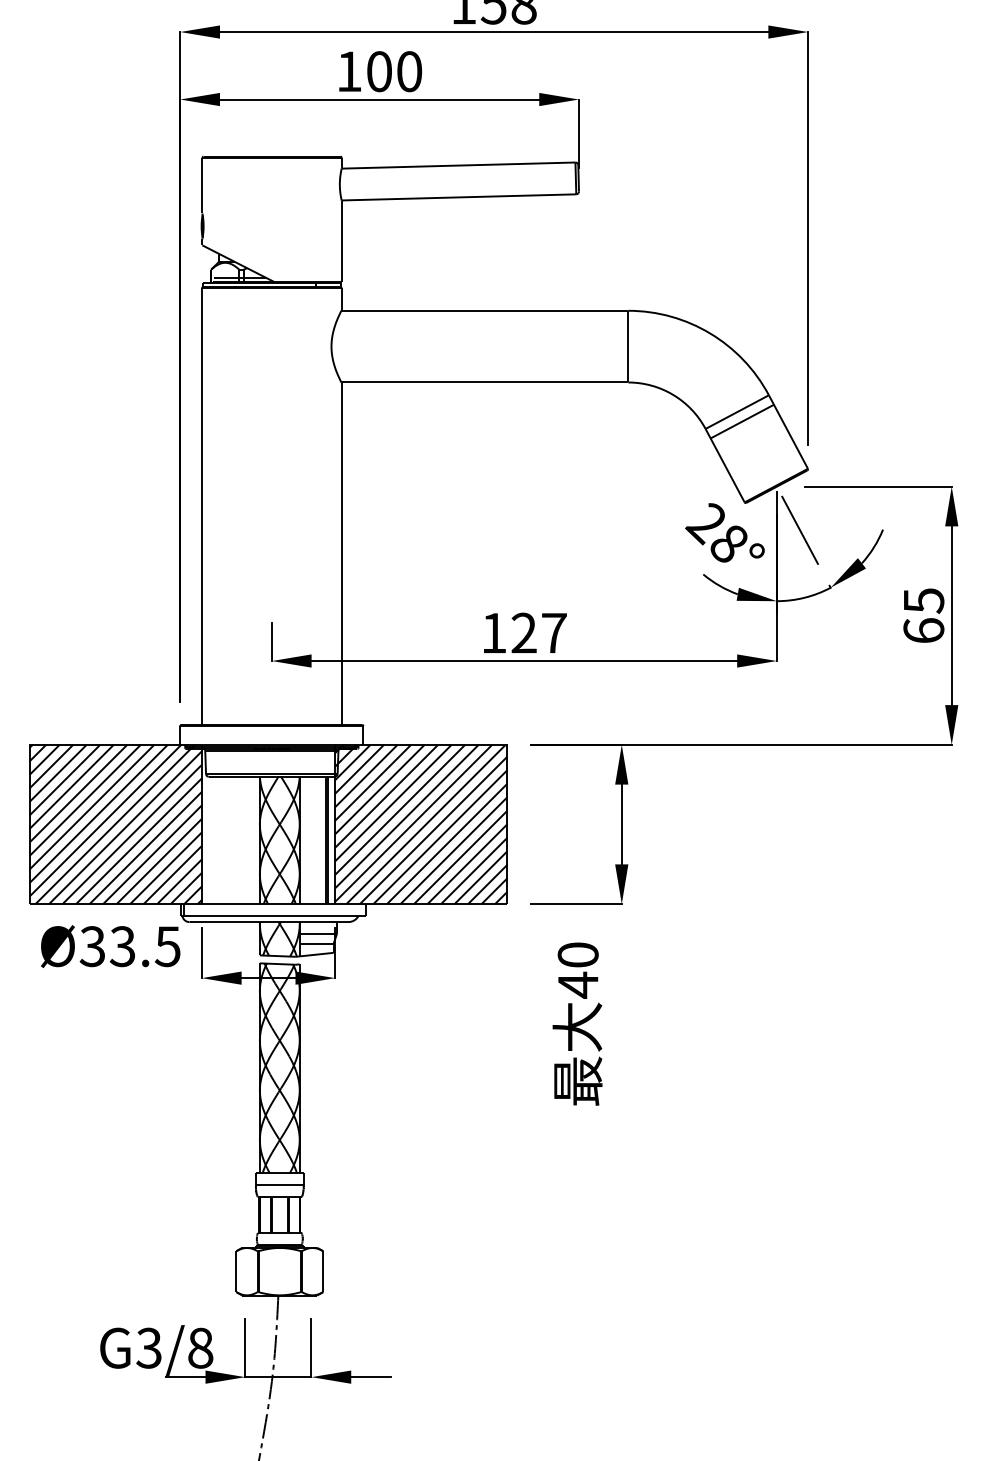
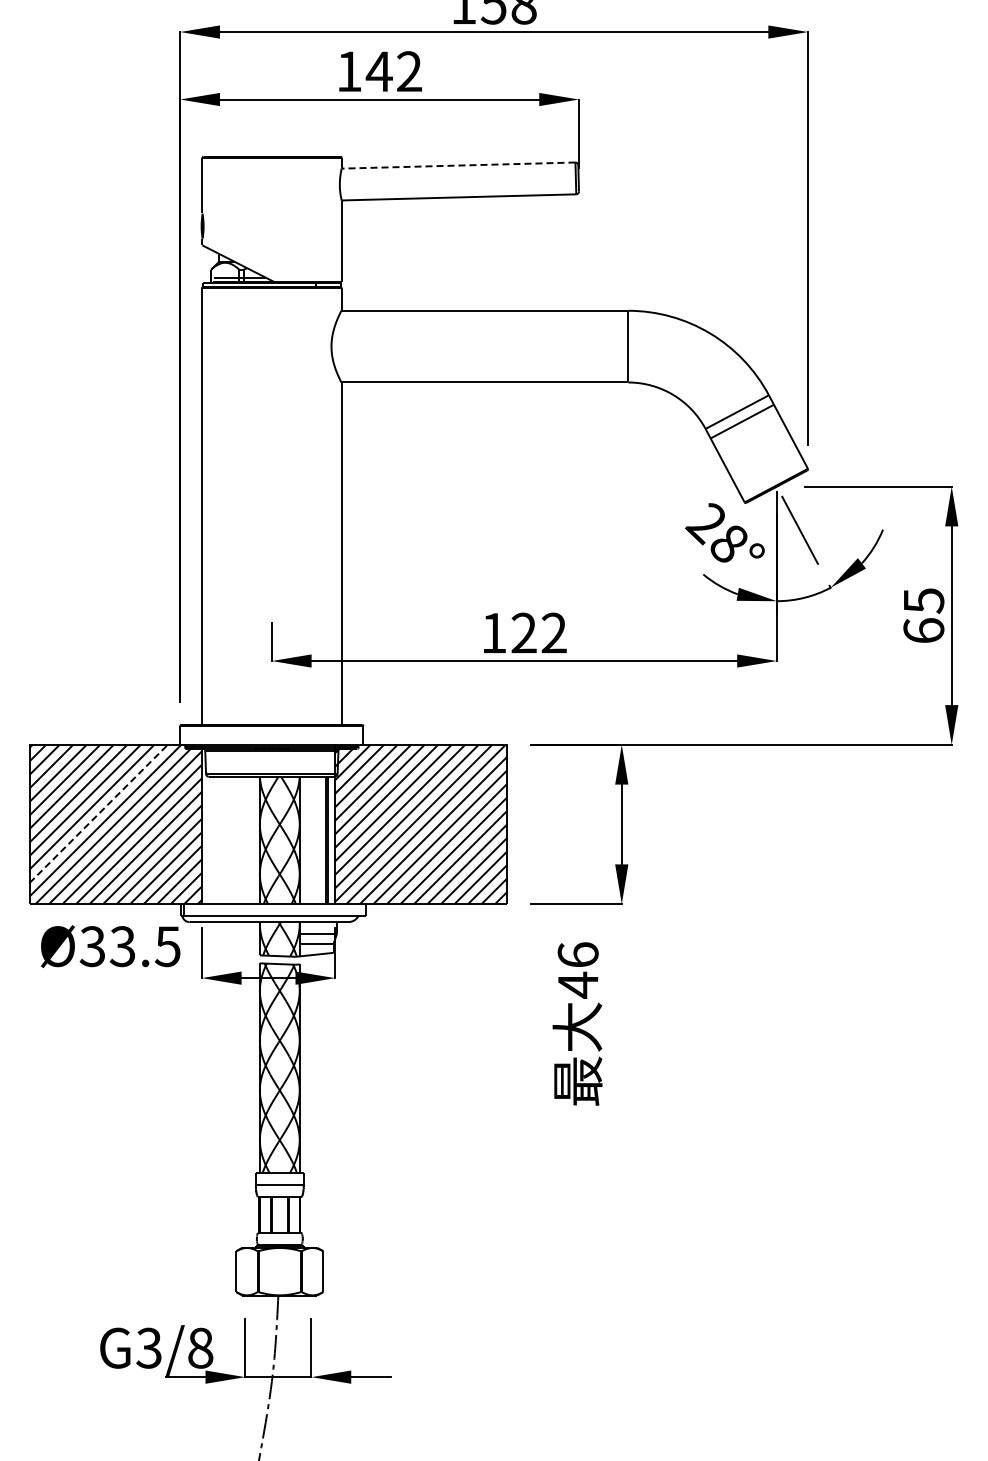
text: 100 -> 142 (393, 71)
line: solid -> dashed (458, 165)
text: 127 -> 122 (553, 632)
line: solid -> dashed (98, 813)
text: 40 -> 46 (577, 954)
